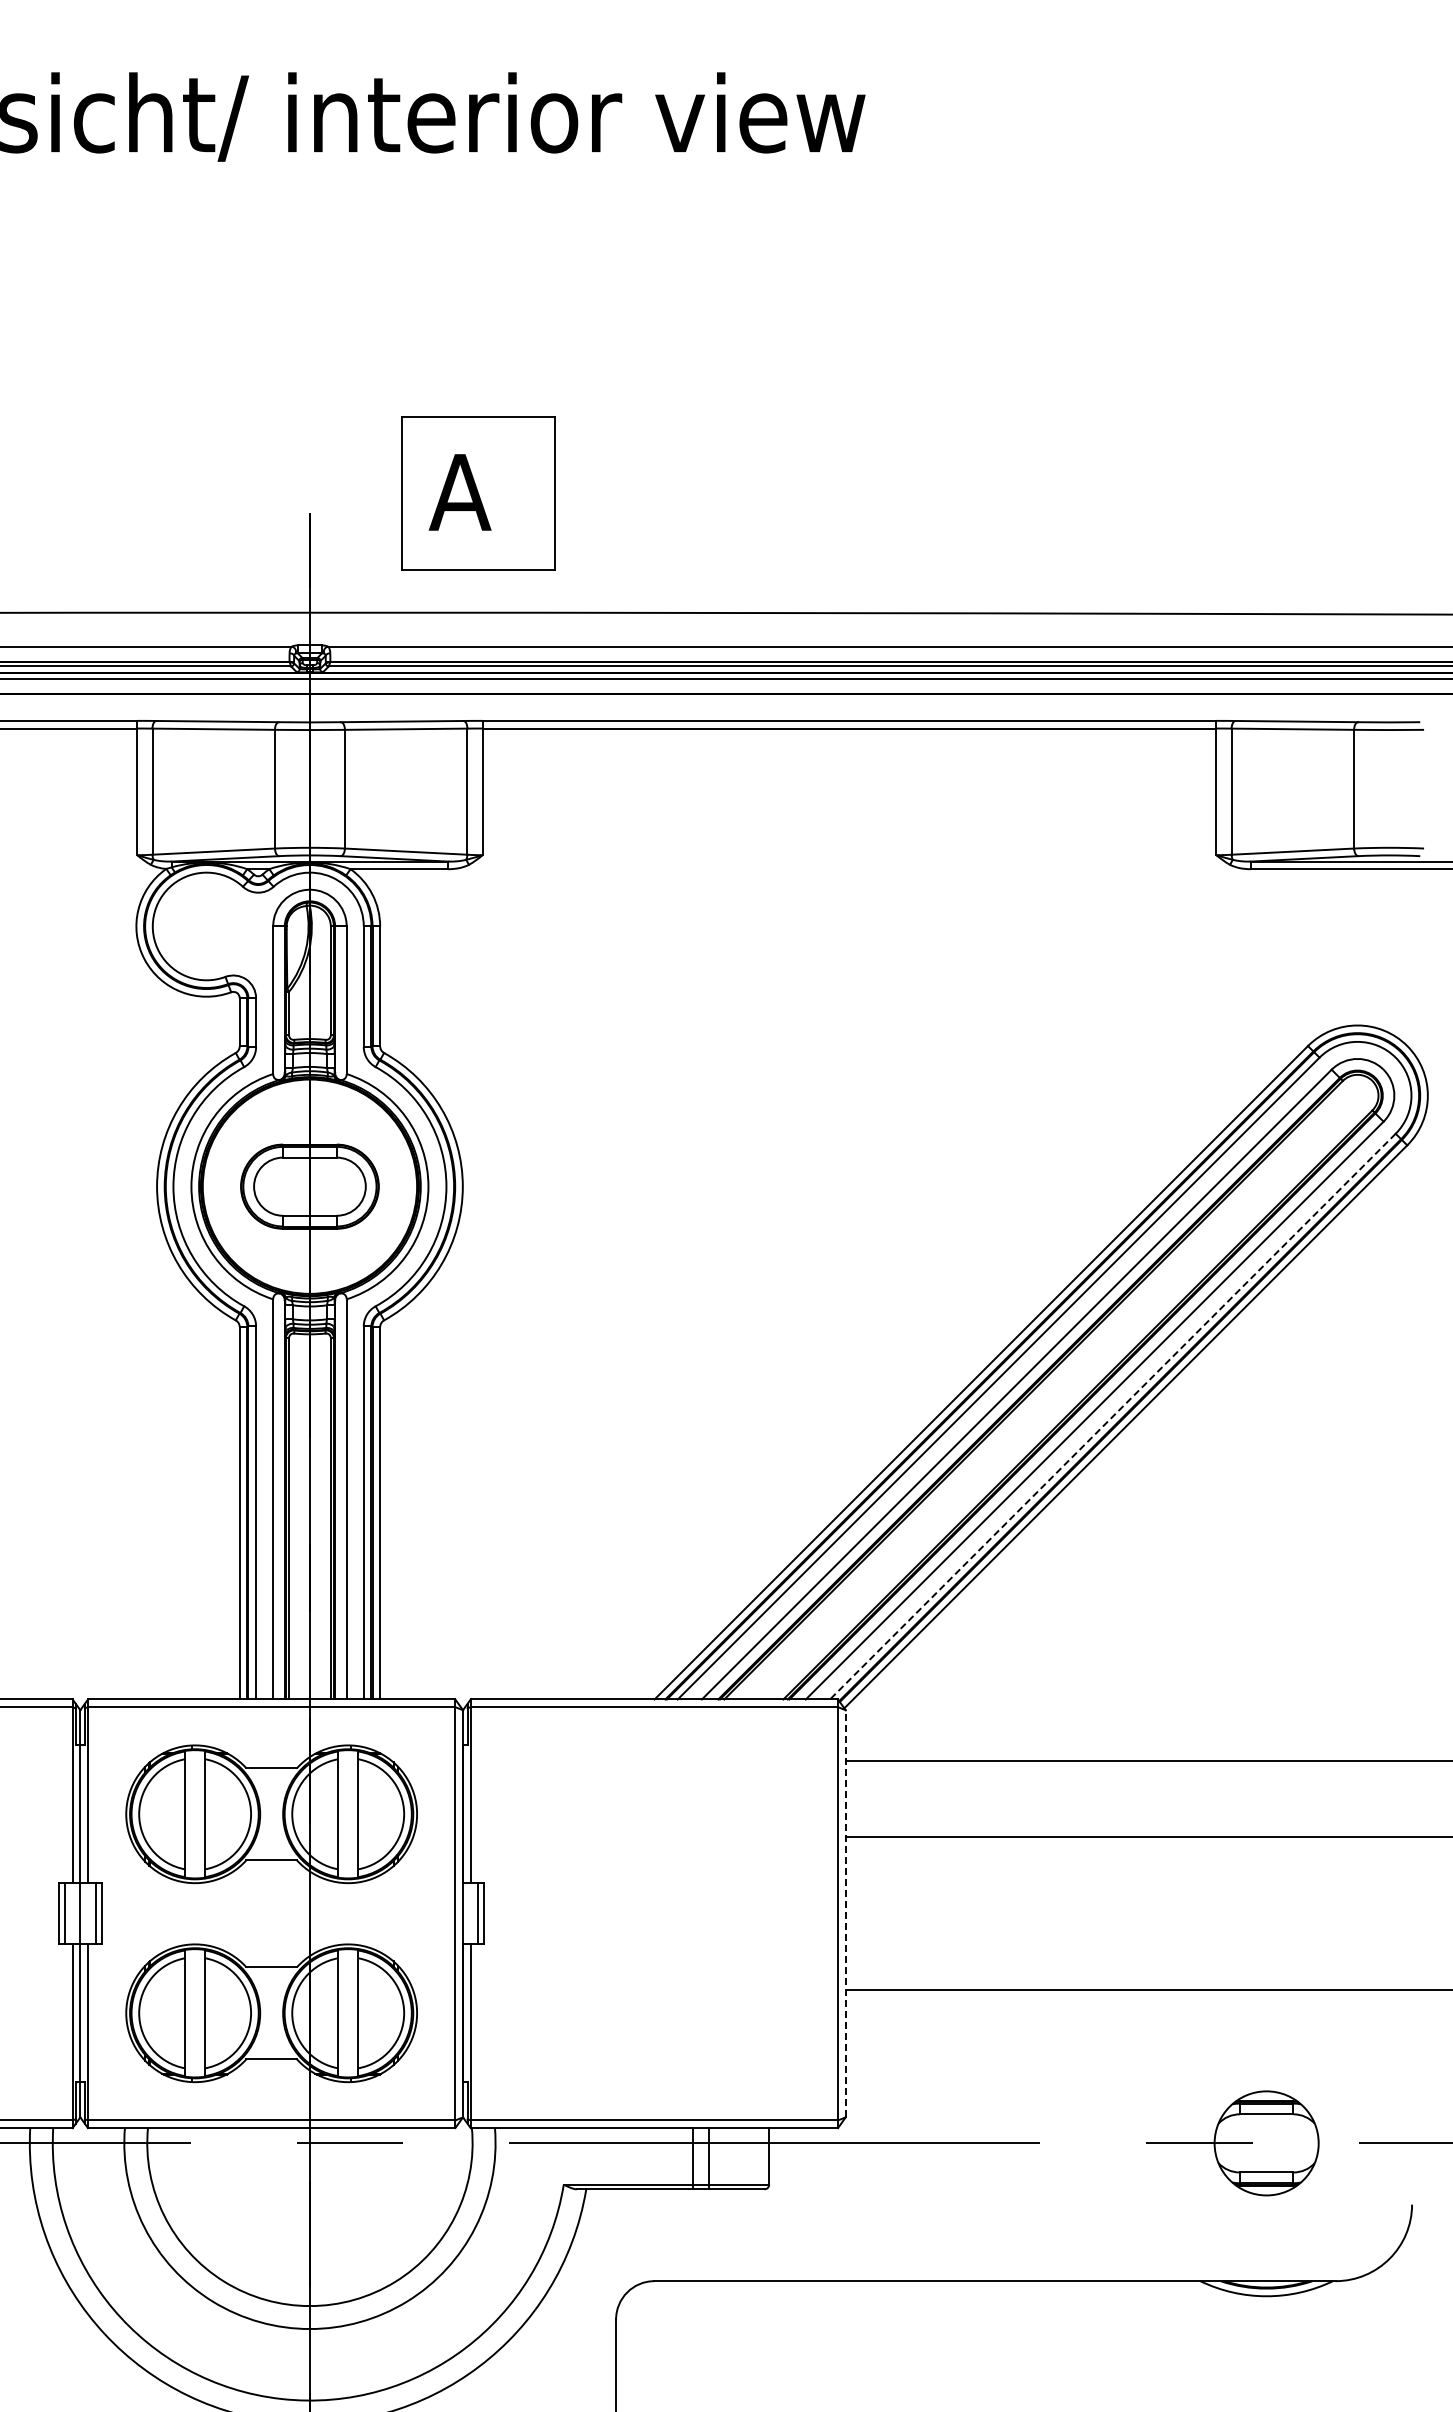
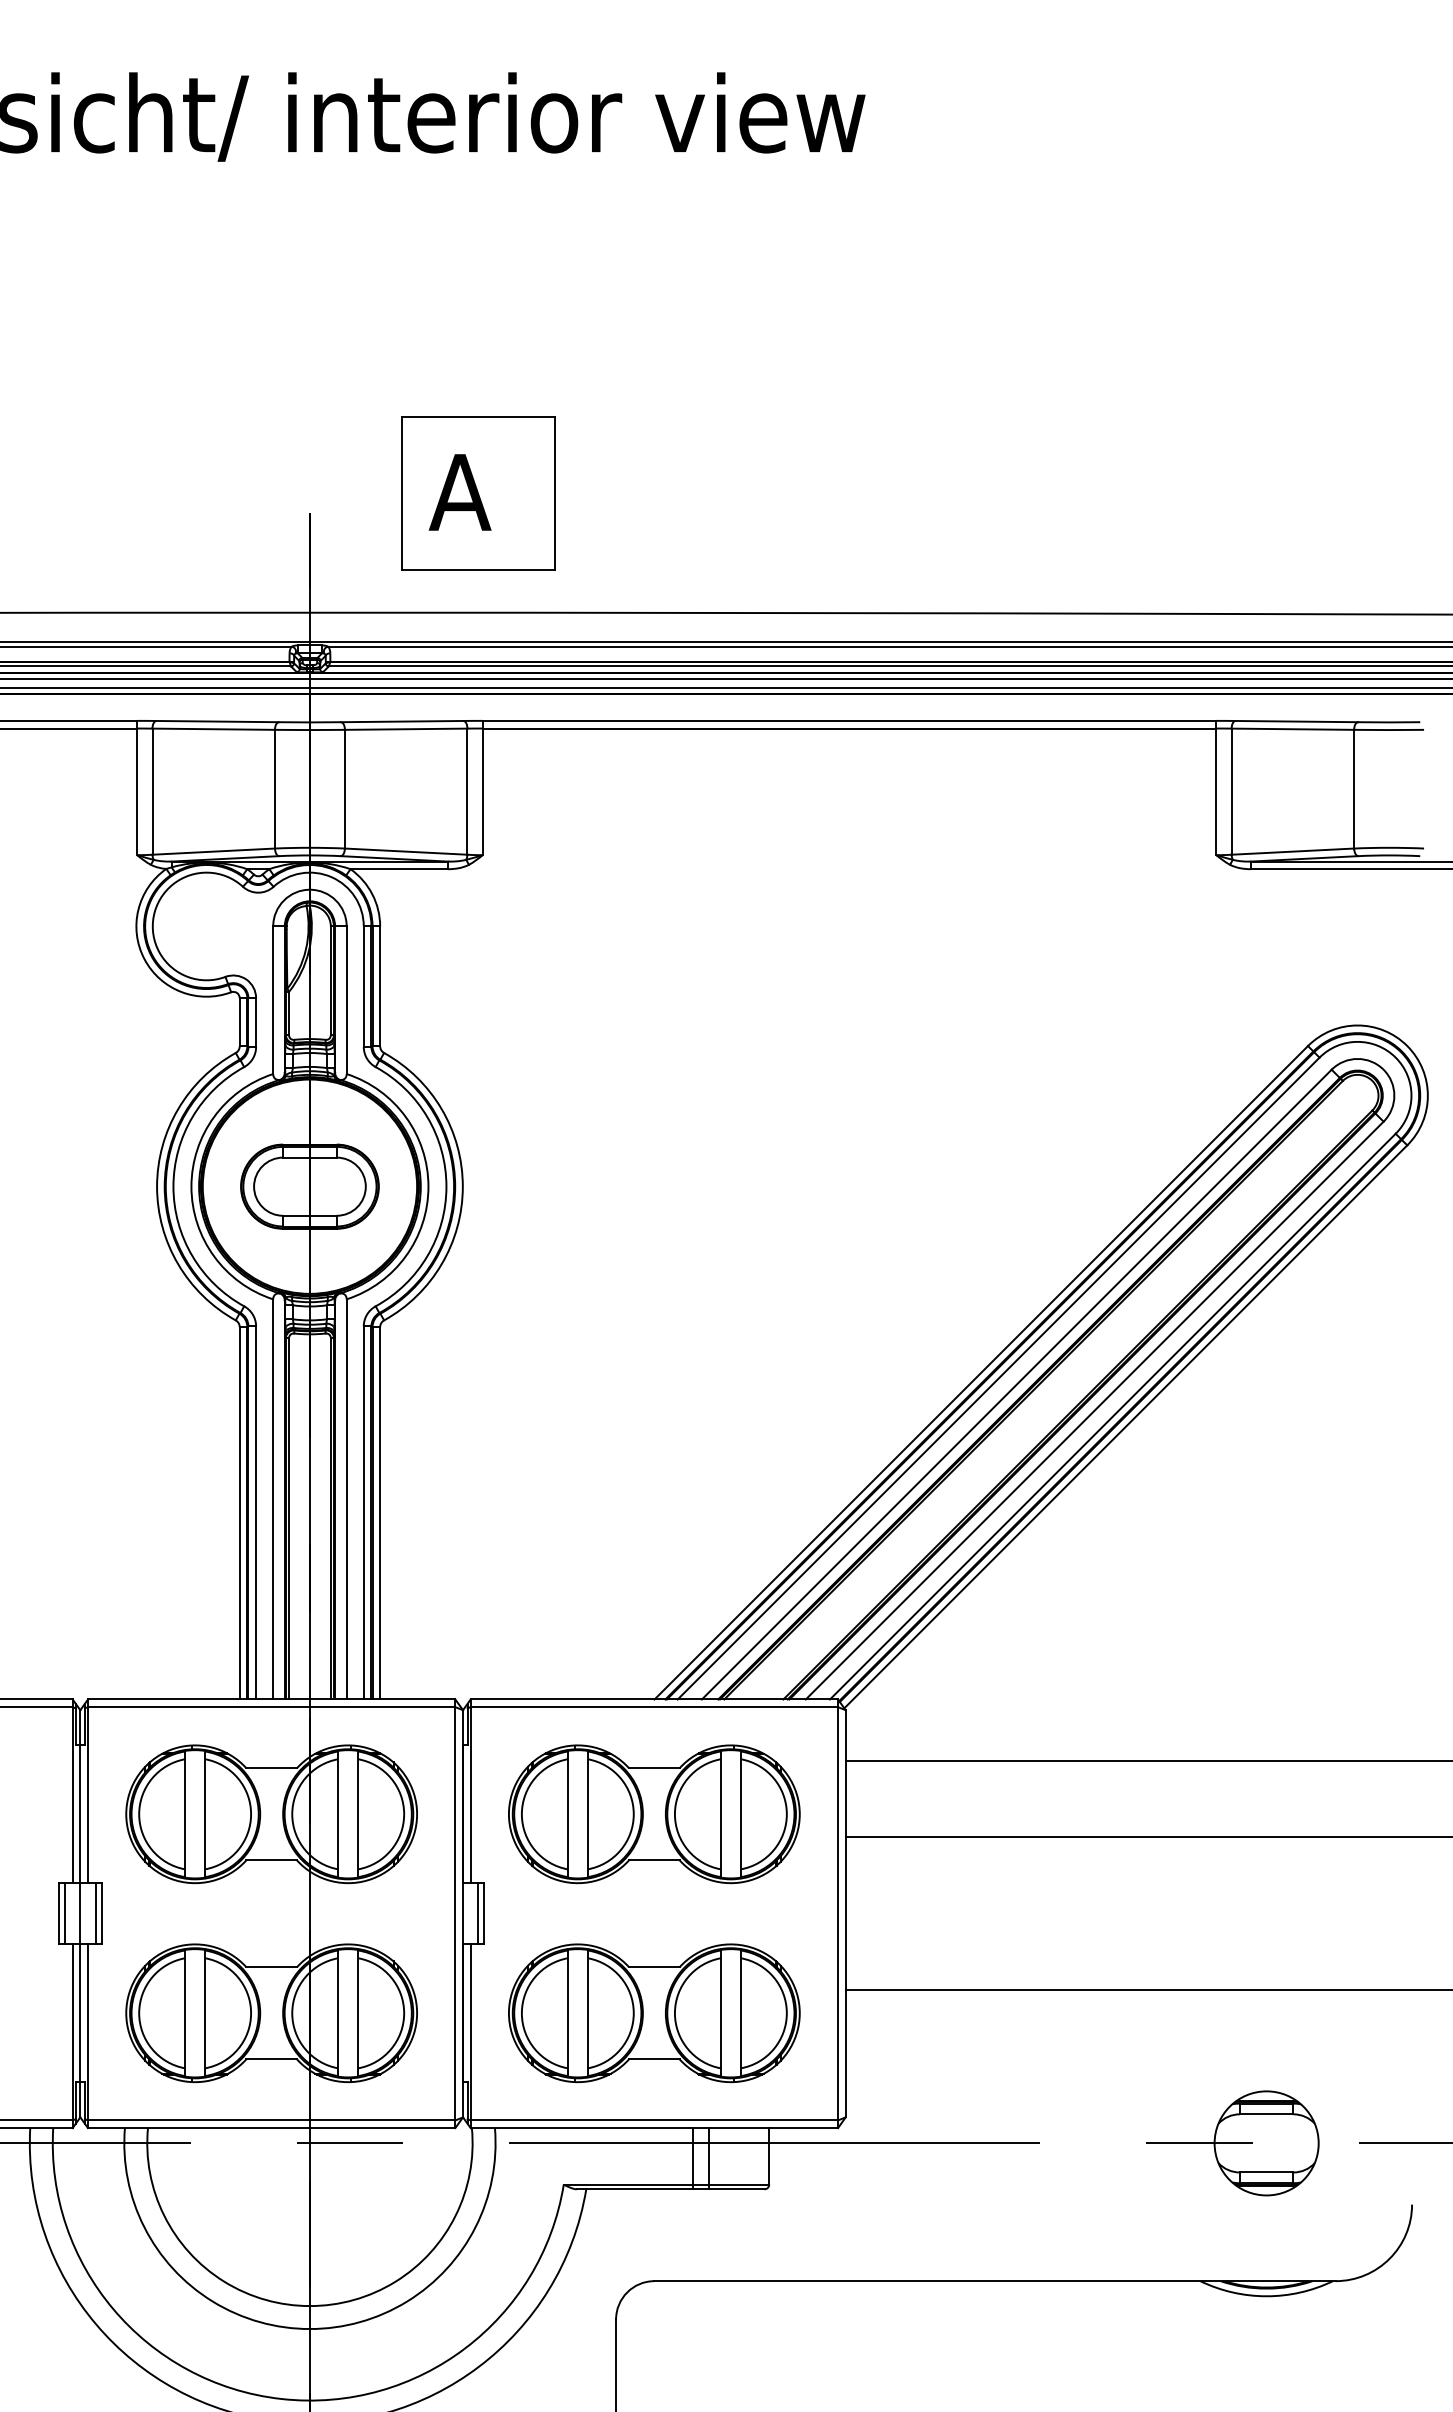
line: none -> present (725, 642)
line: none -> present (725, 687)
line: dashed -> solid (1112, 1416)
part: none -> present (654, 1814)
line: dashed -> solid (845, 1913)
part: none -> present (654, 2013)
